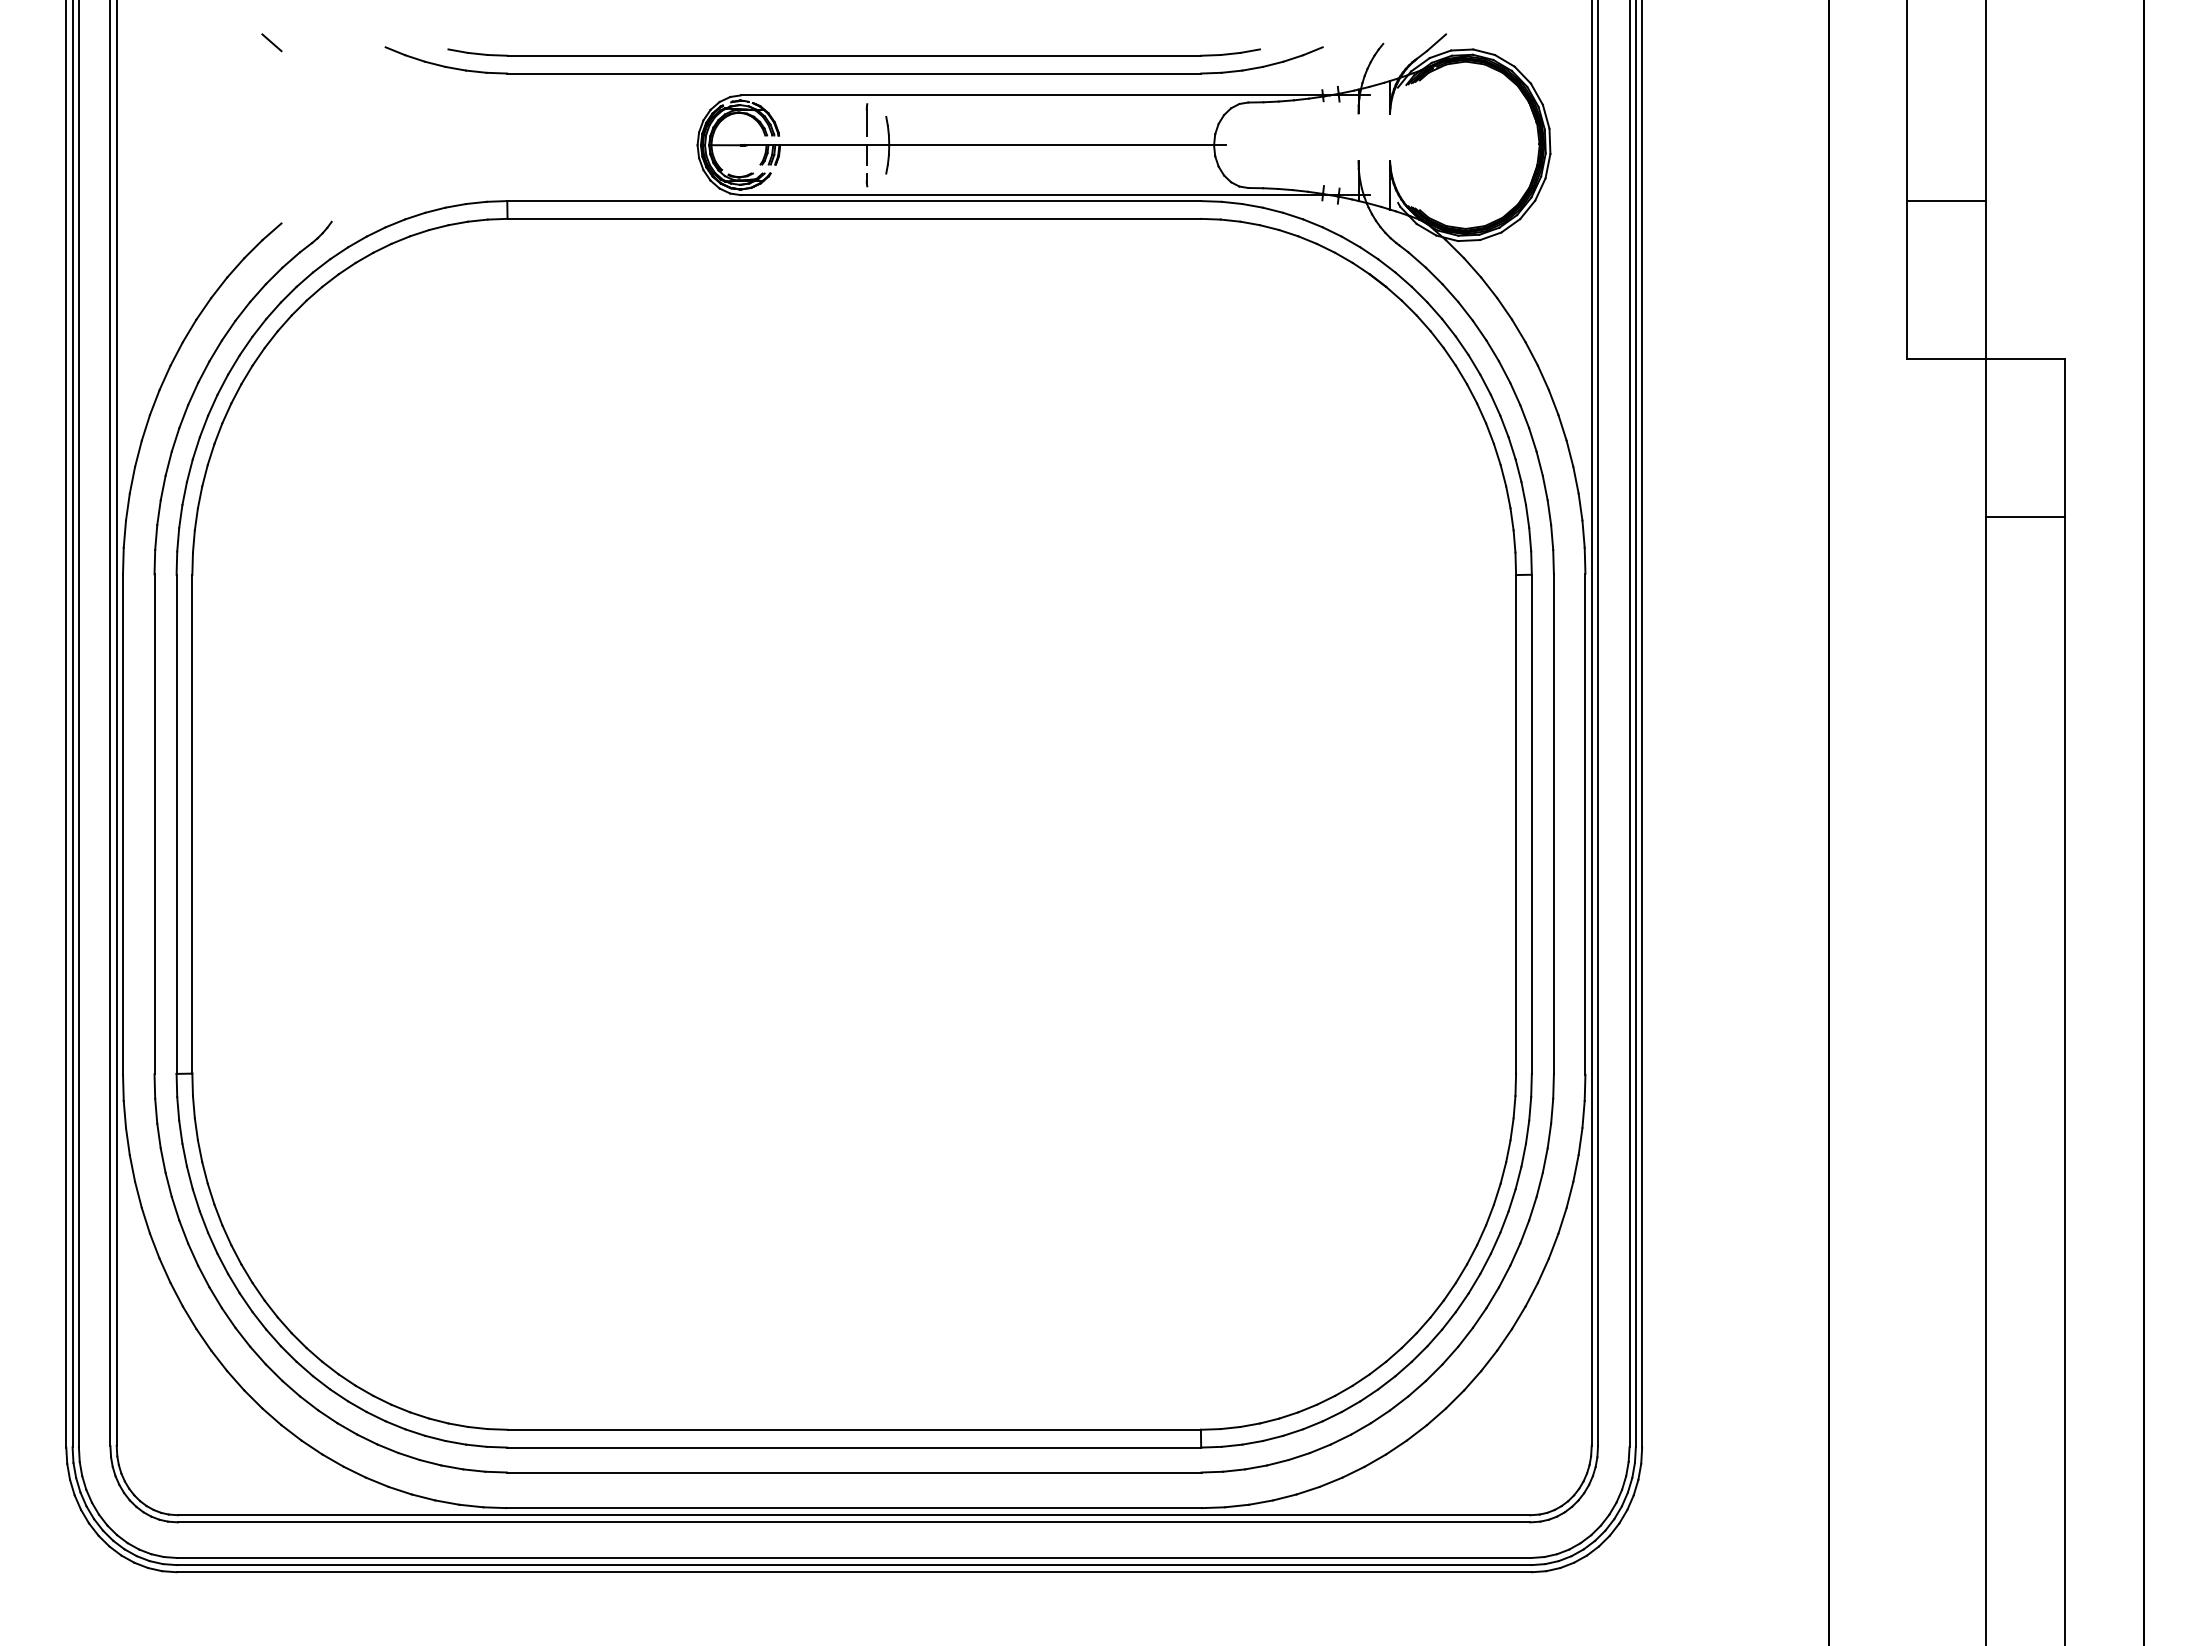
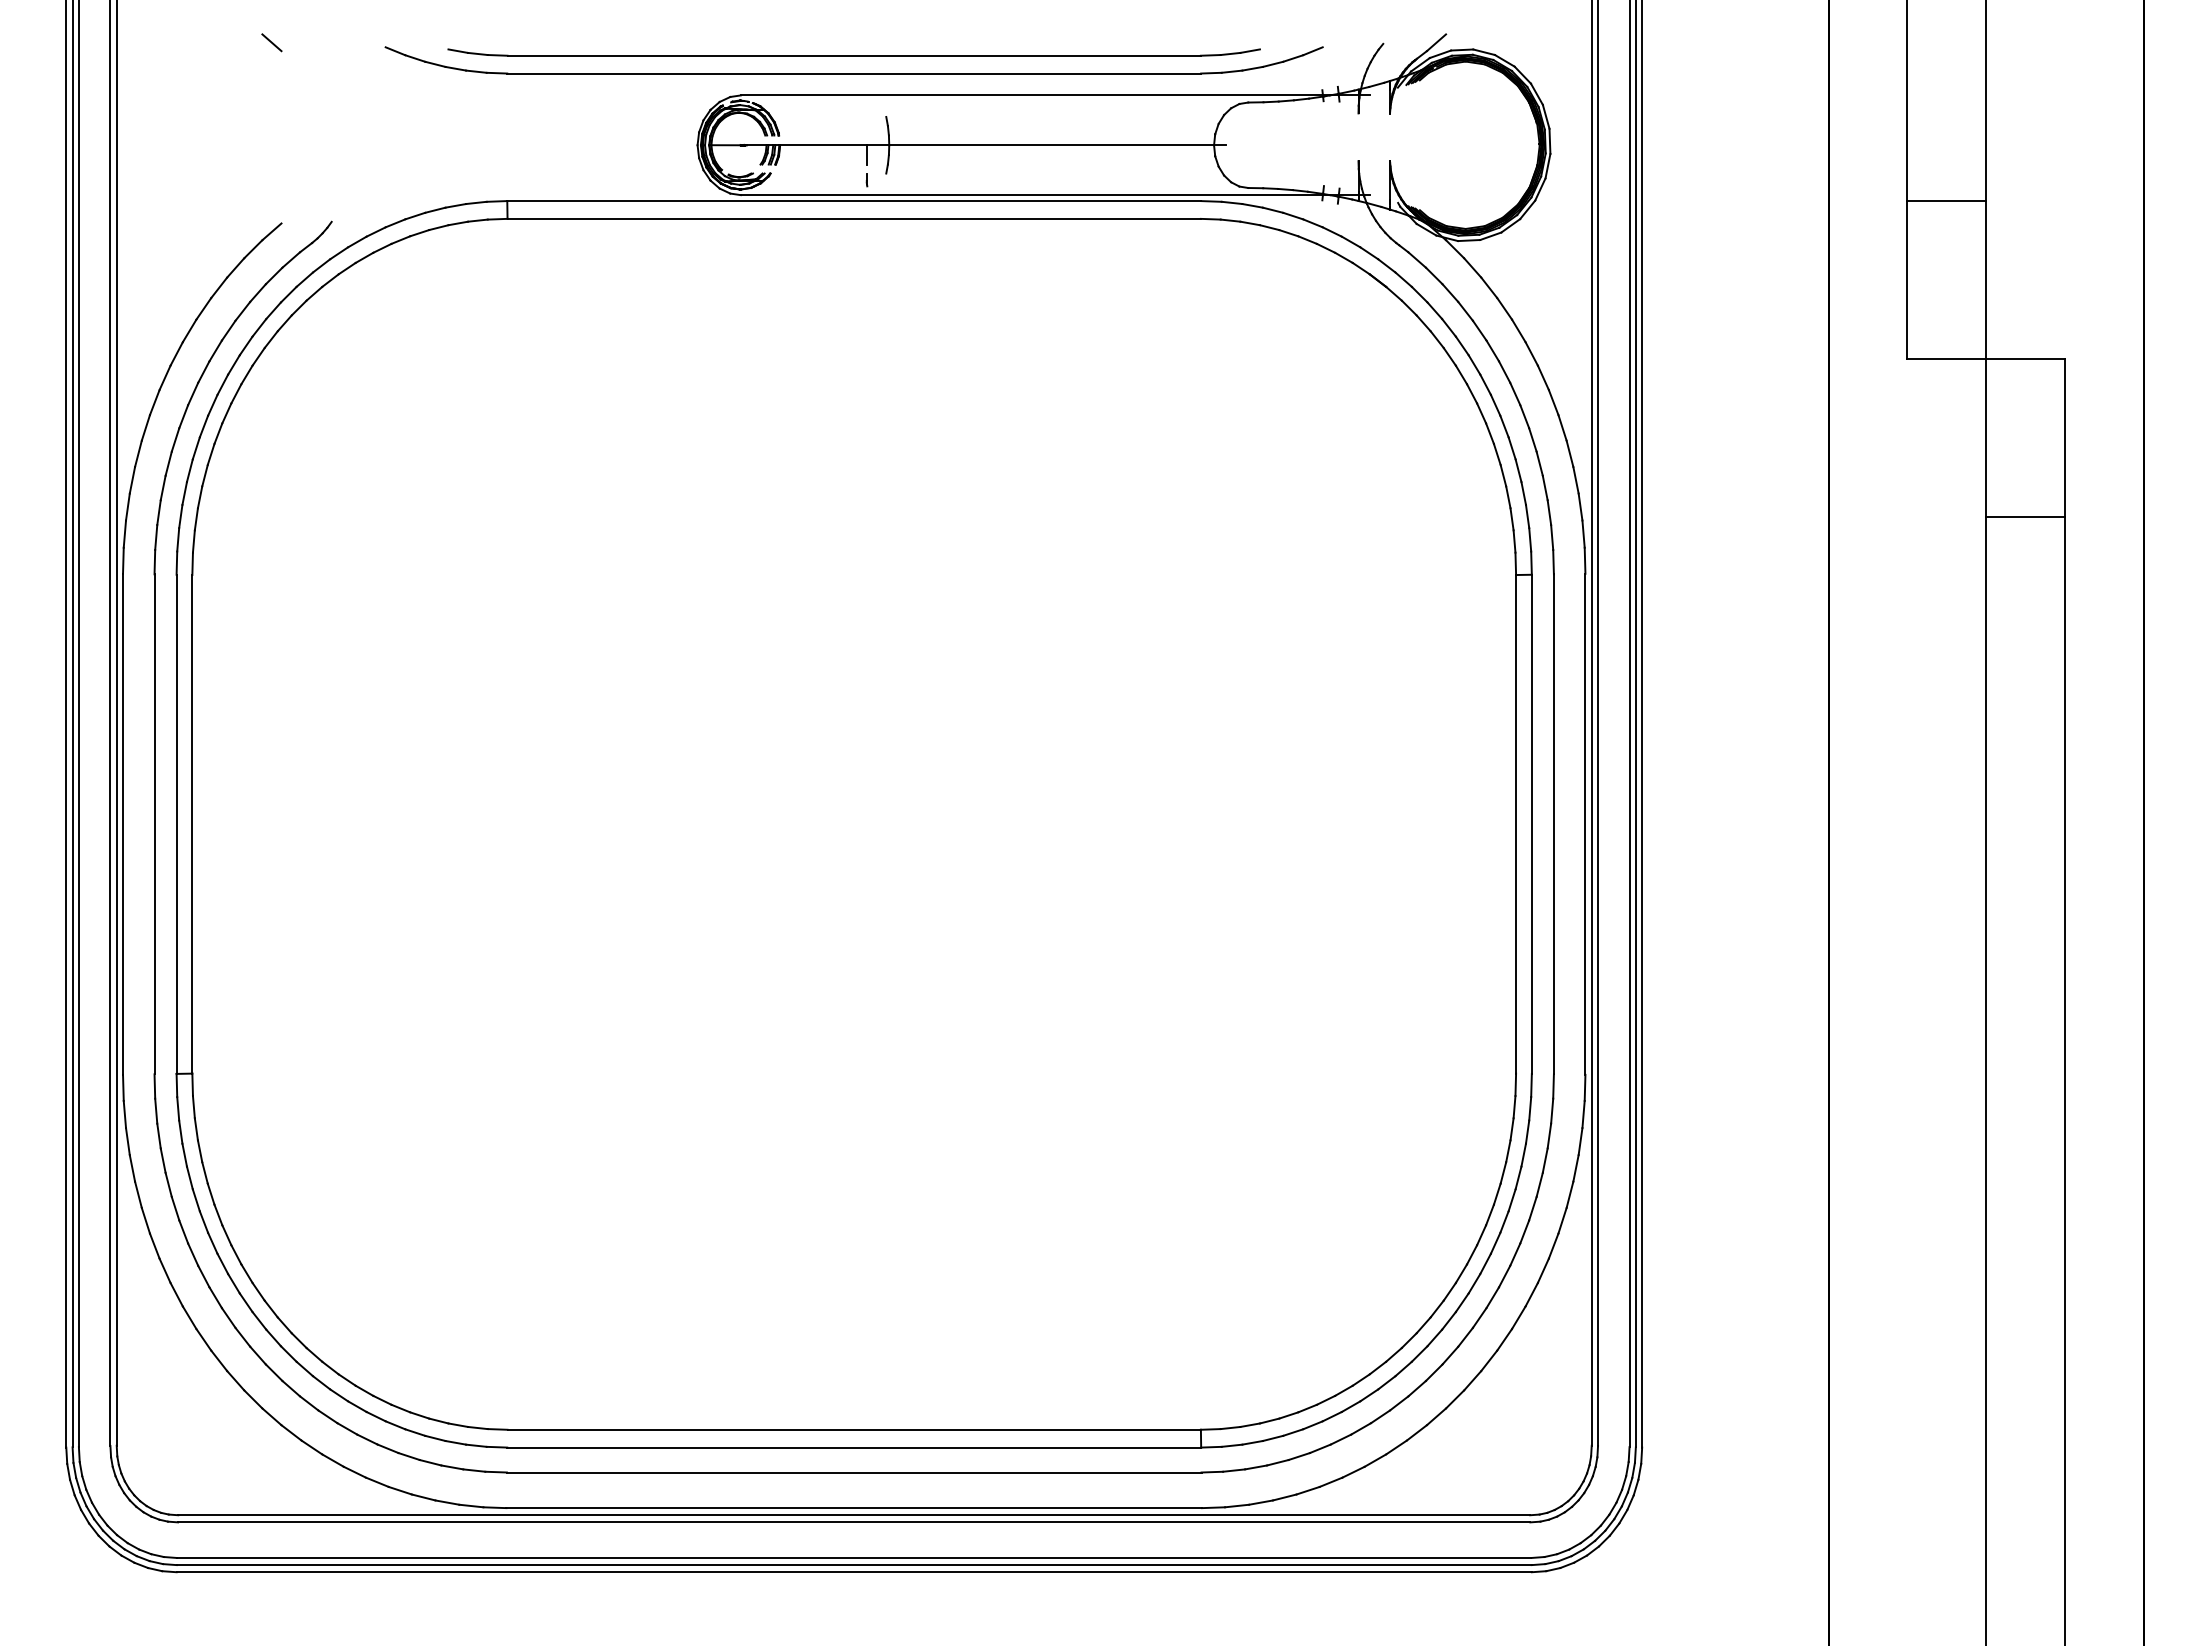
part: present -> none (866, 119)
